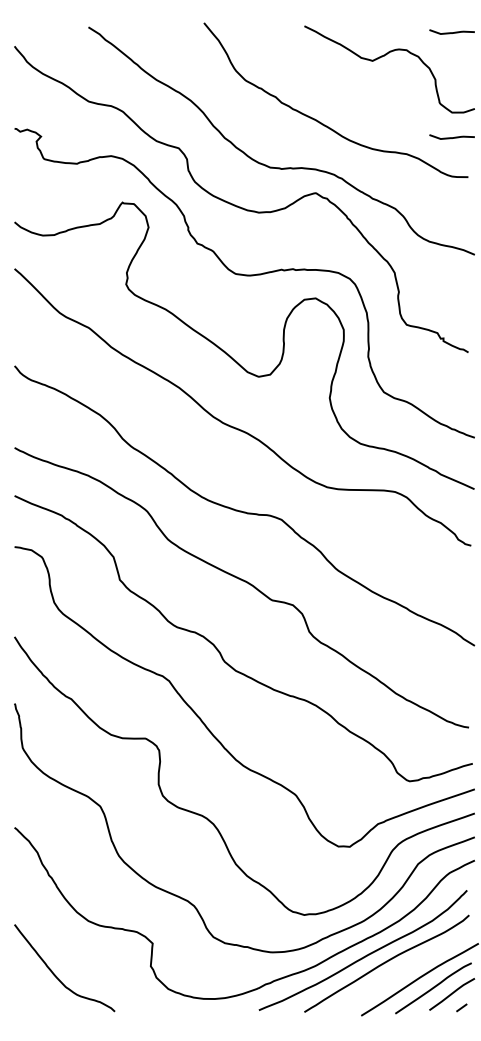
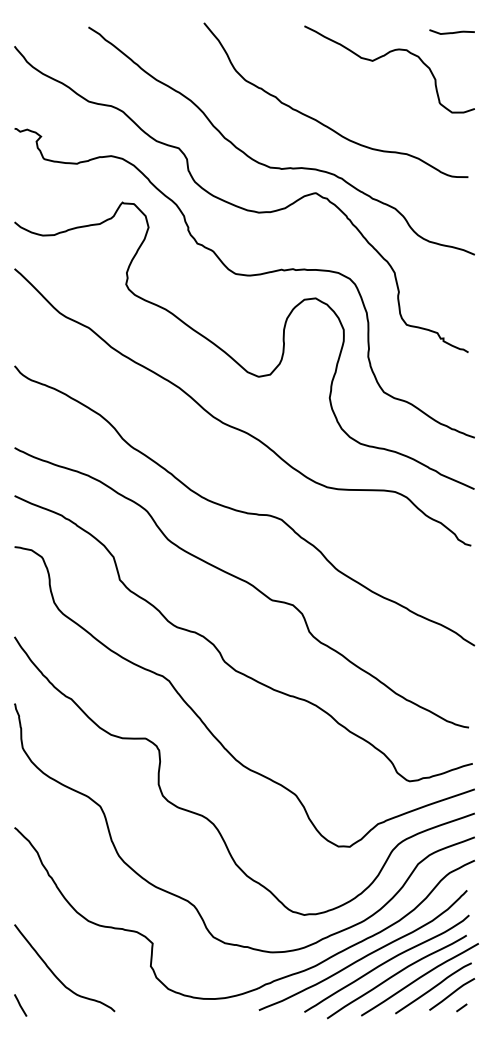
curve: present -> none (451, 137)
curve: none -> present (395, 975)
line: none -> present (20, 1005)
